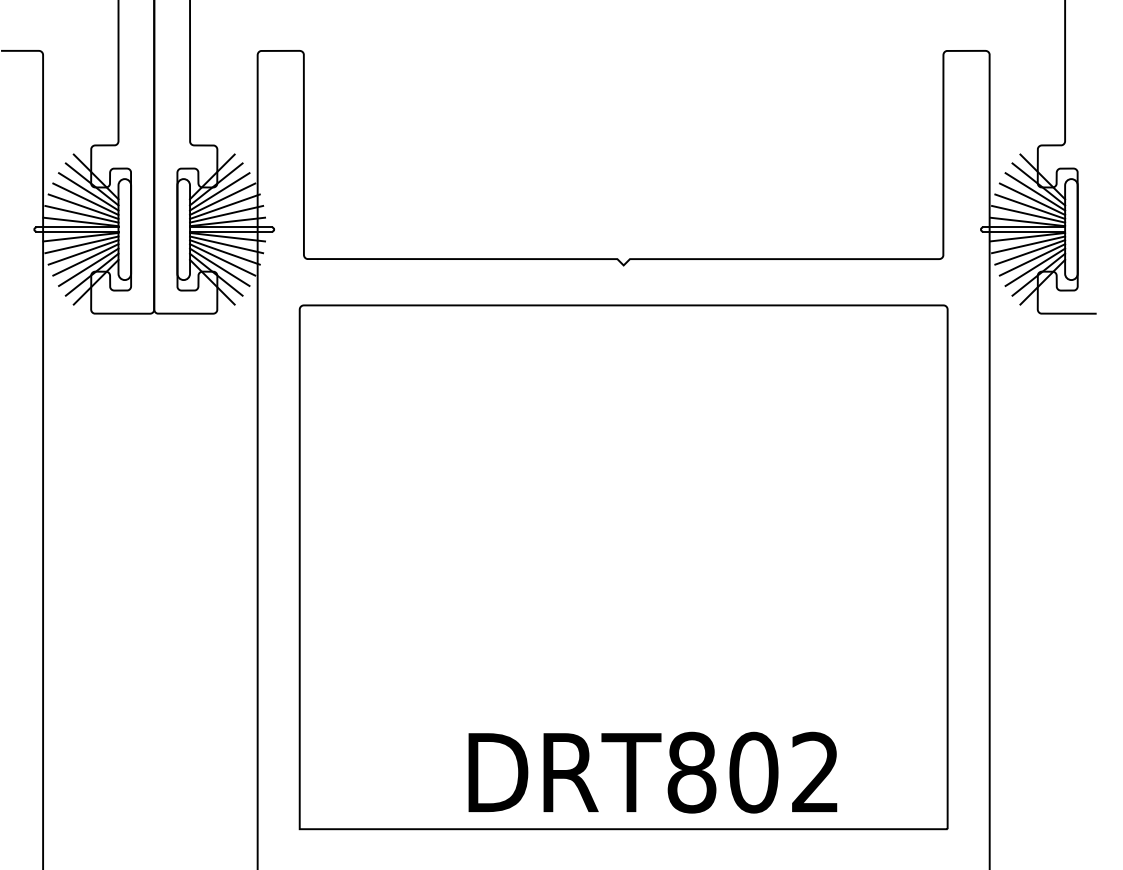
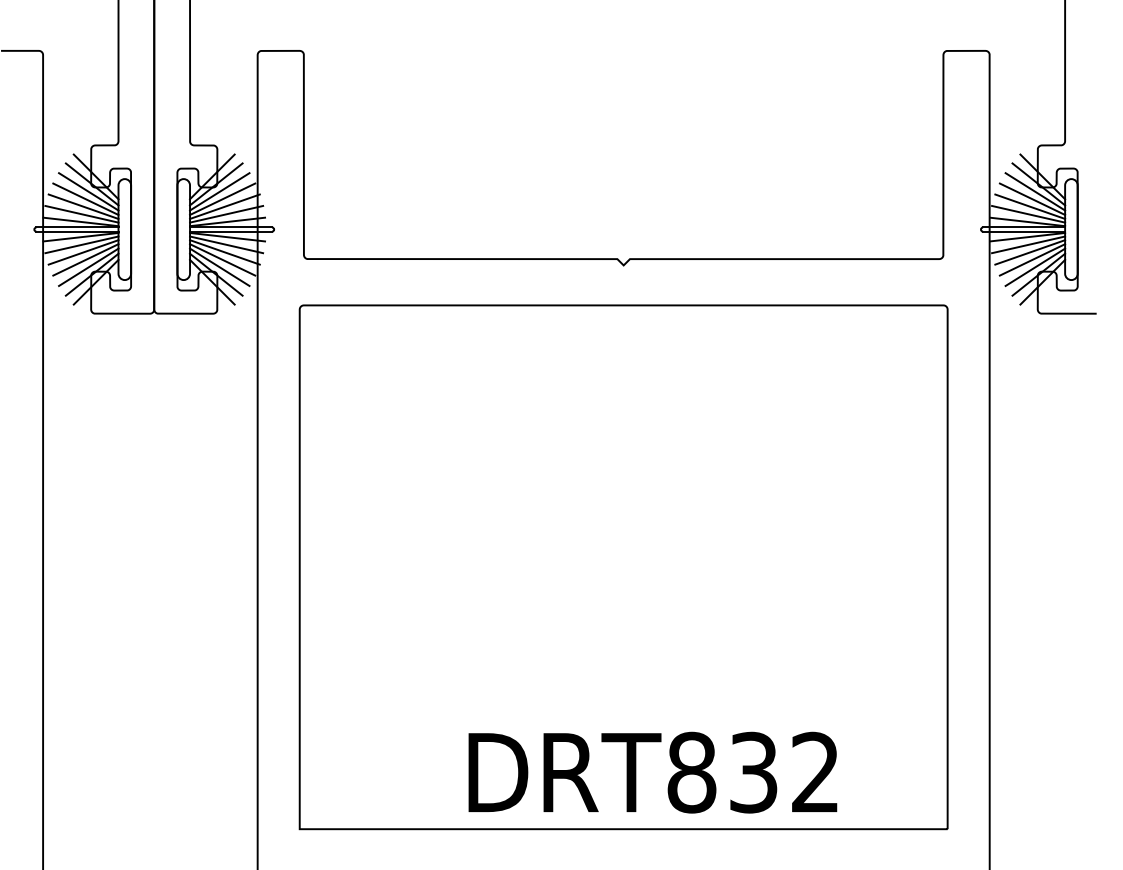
text: DRT802 -> DRT832 (753, 772)
